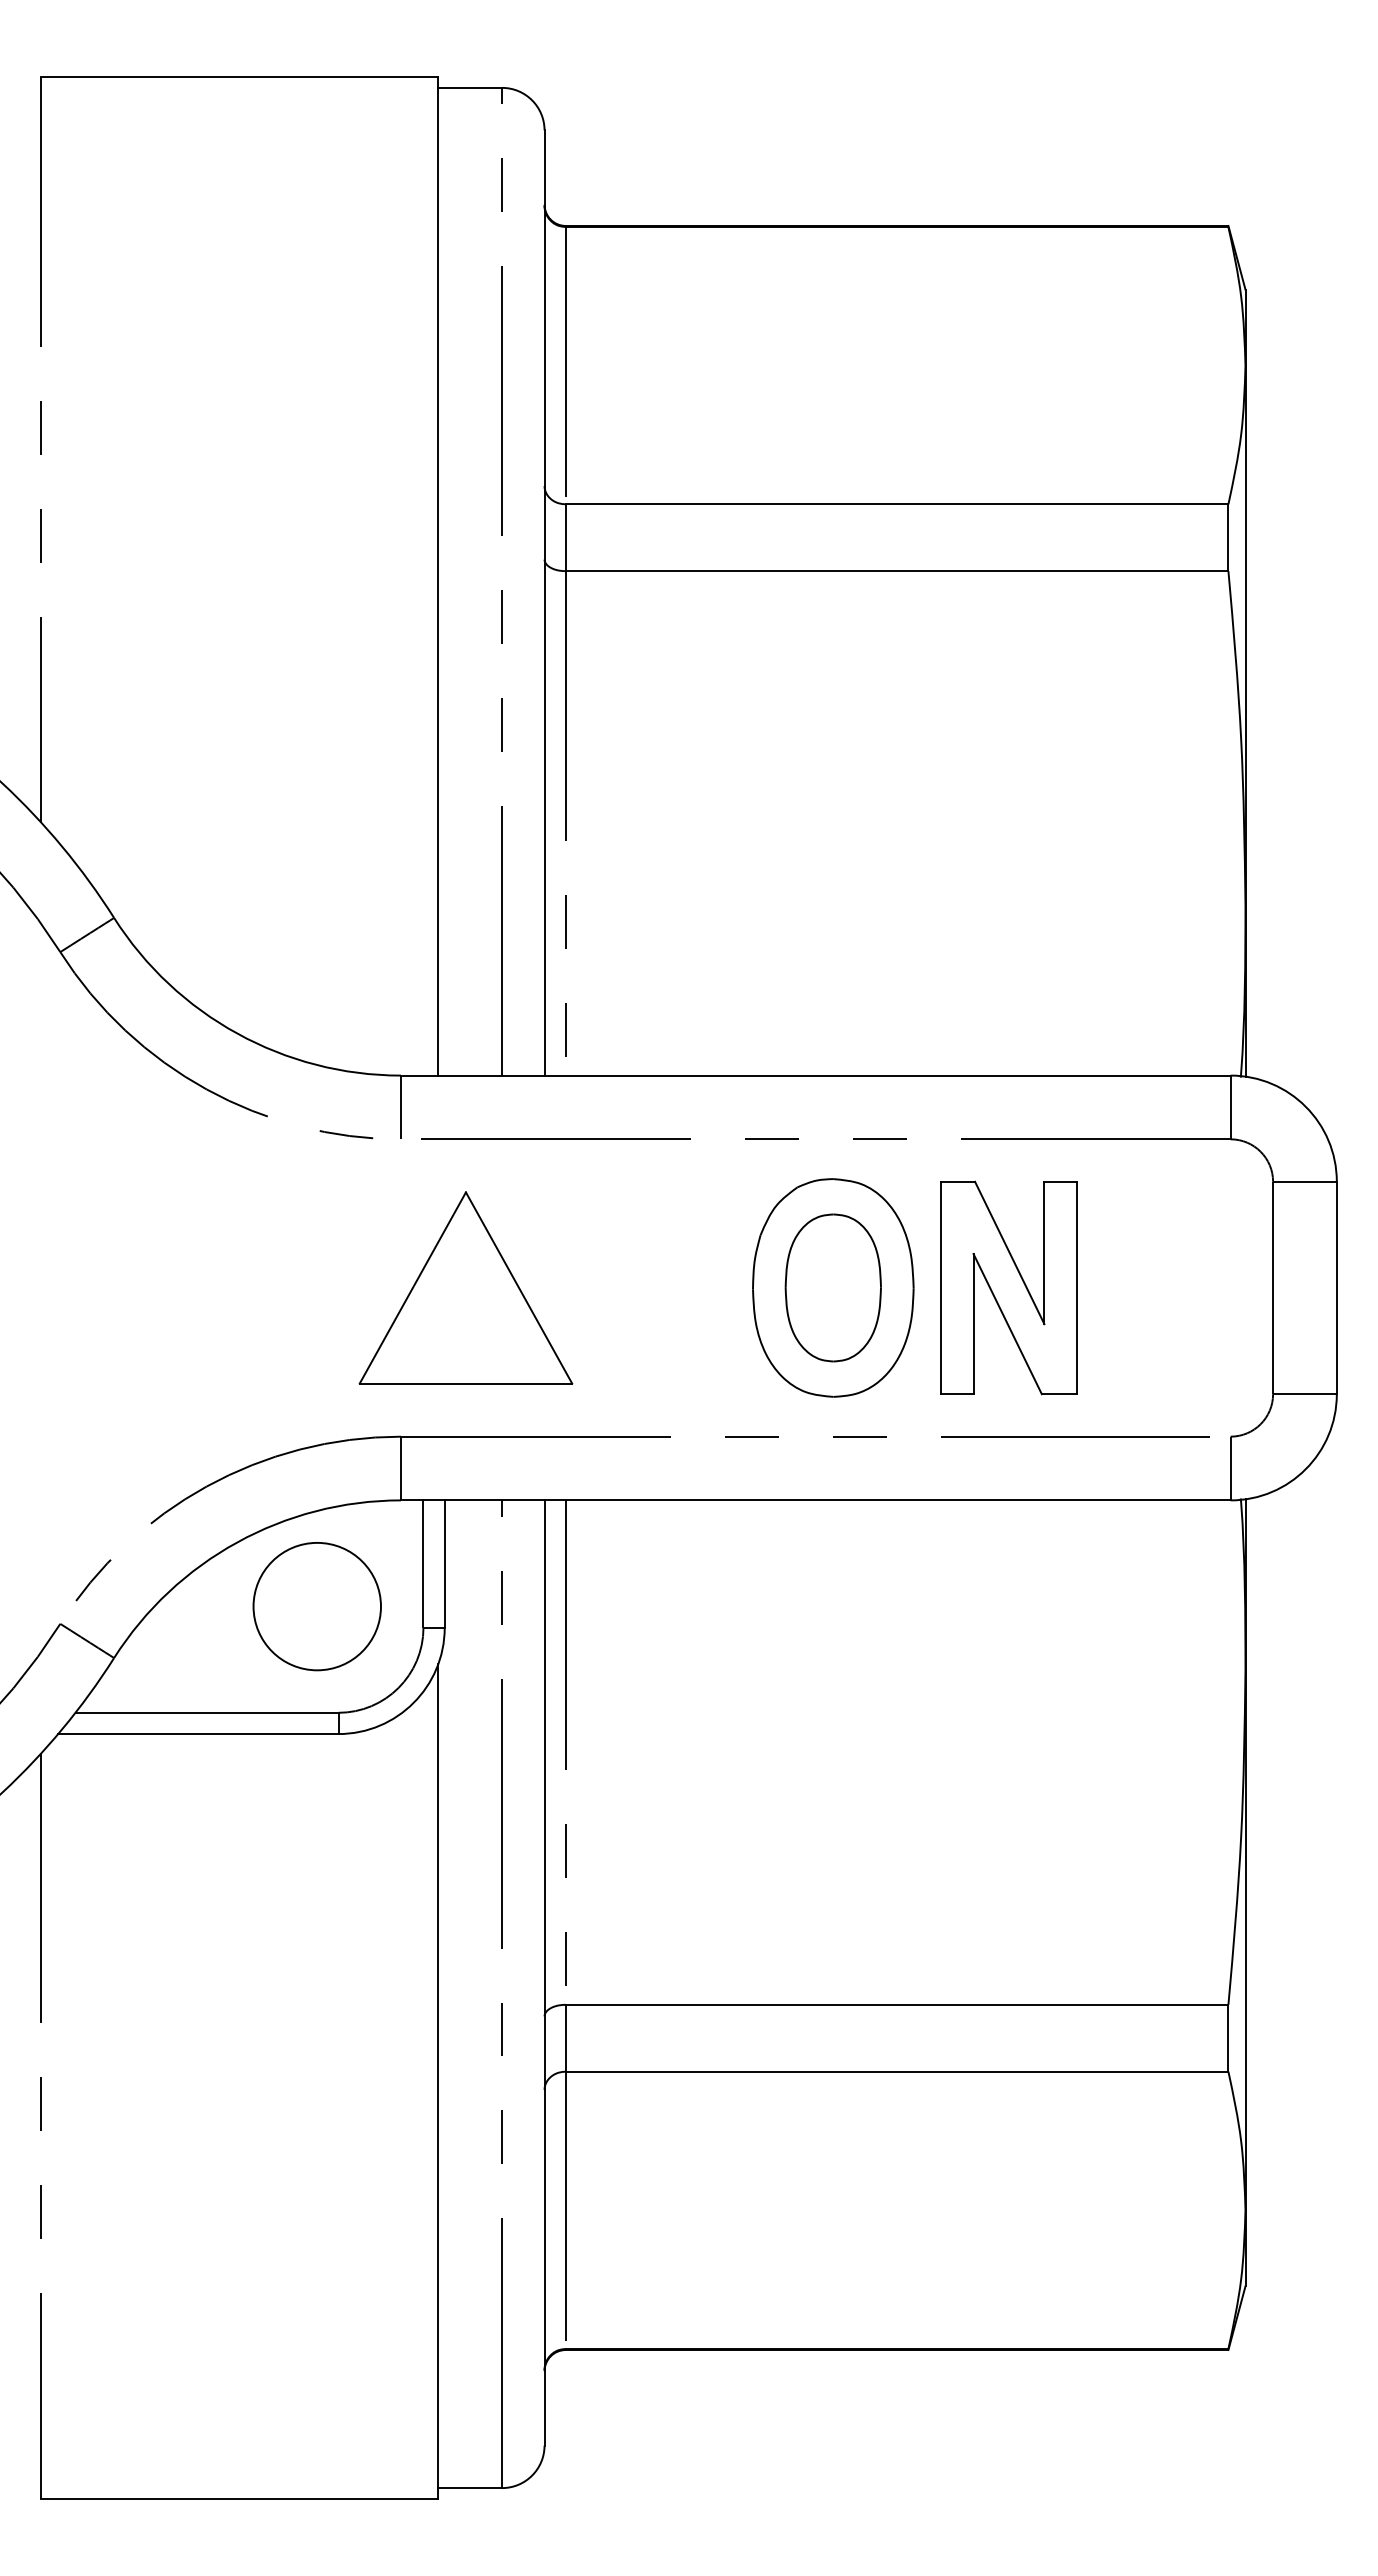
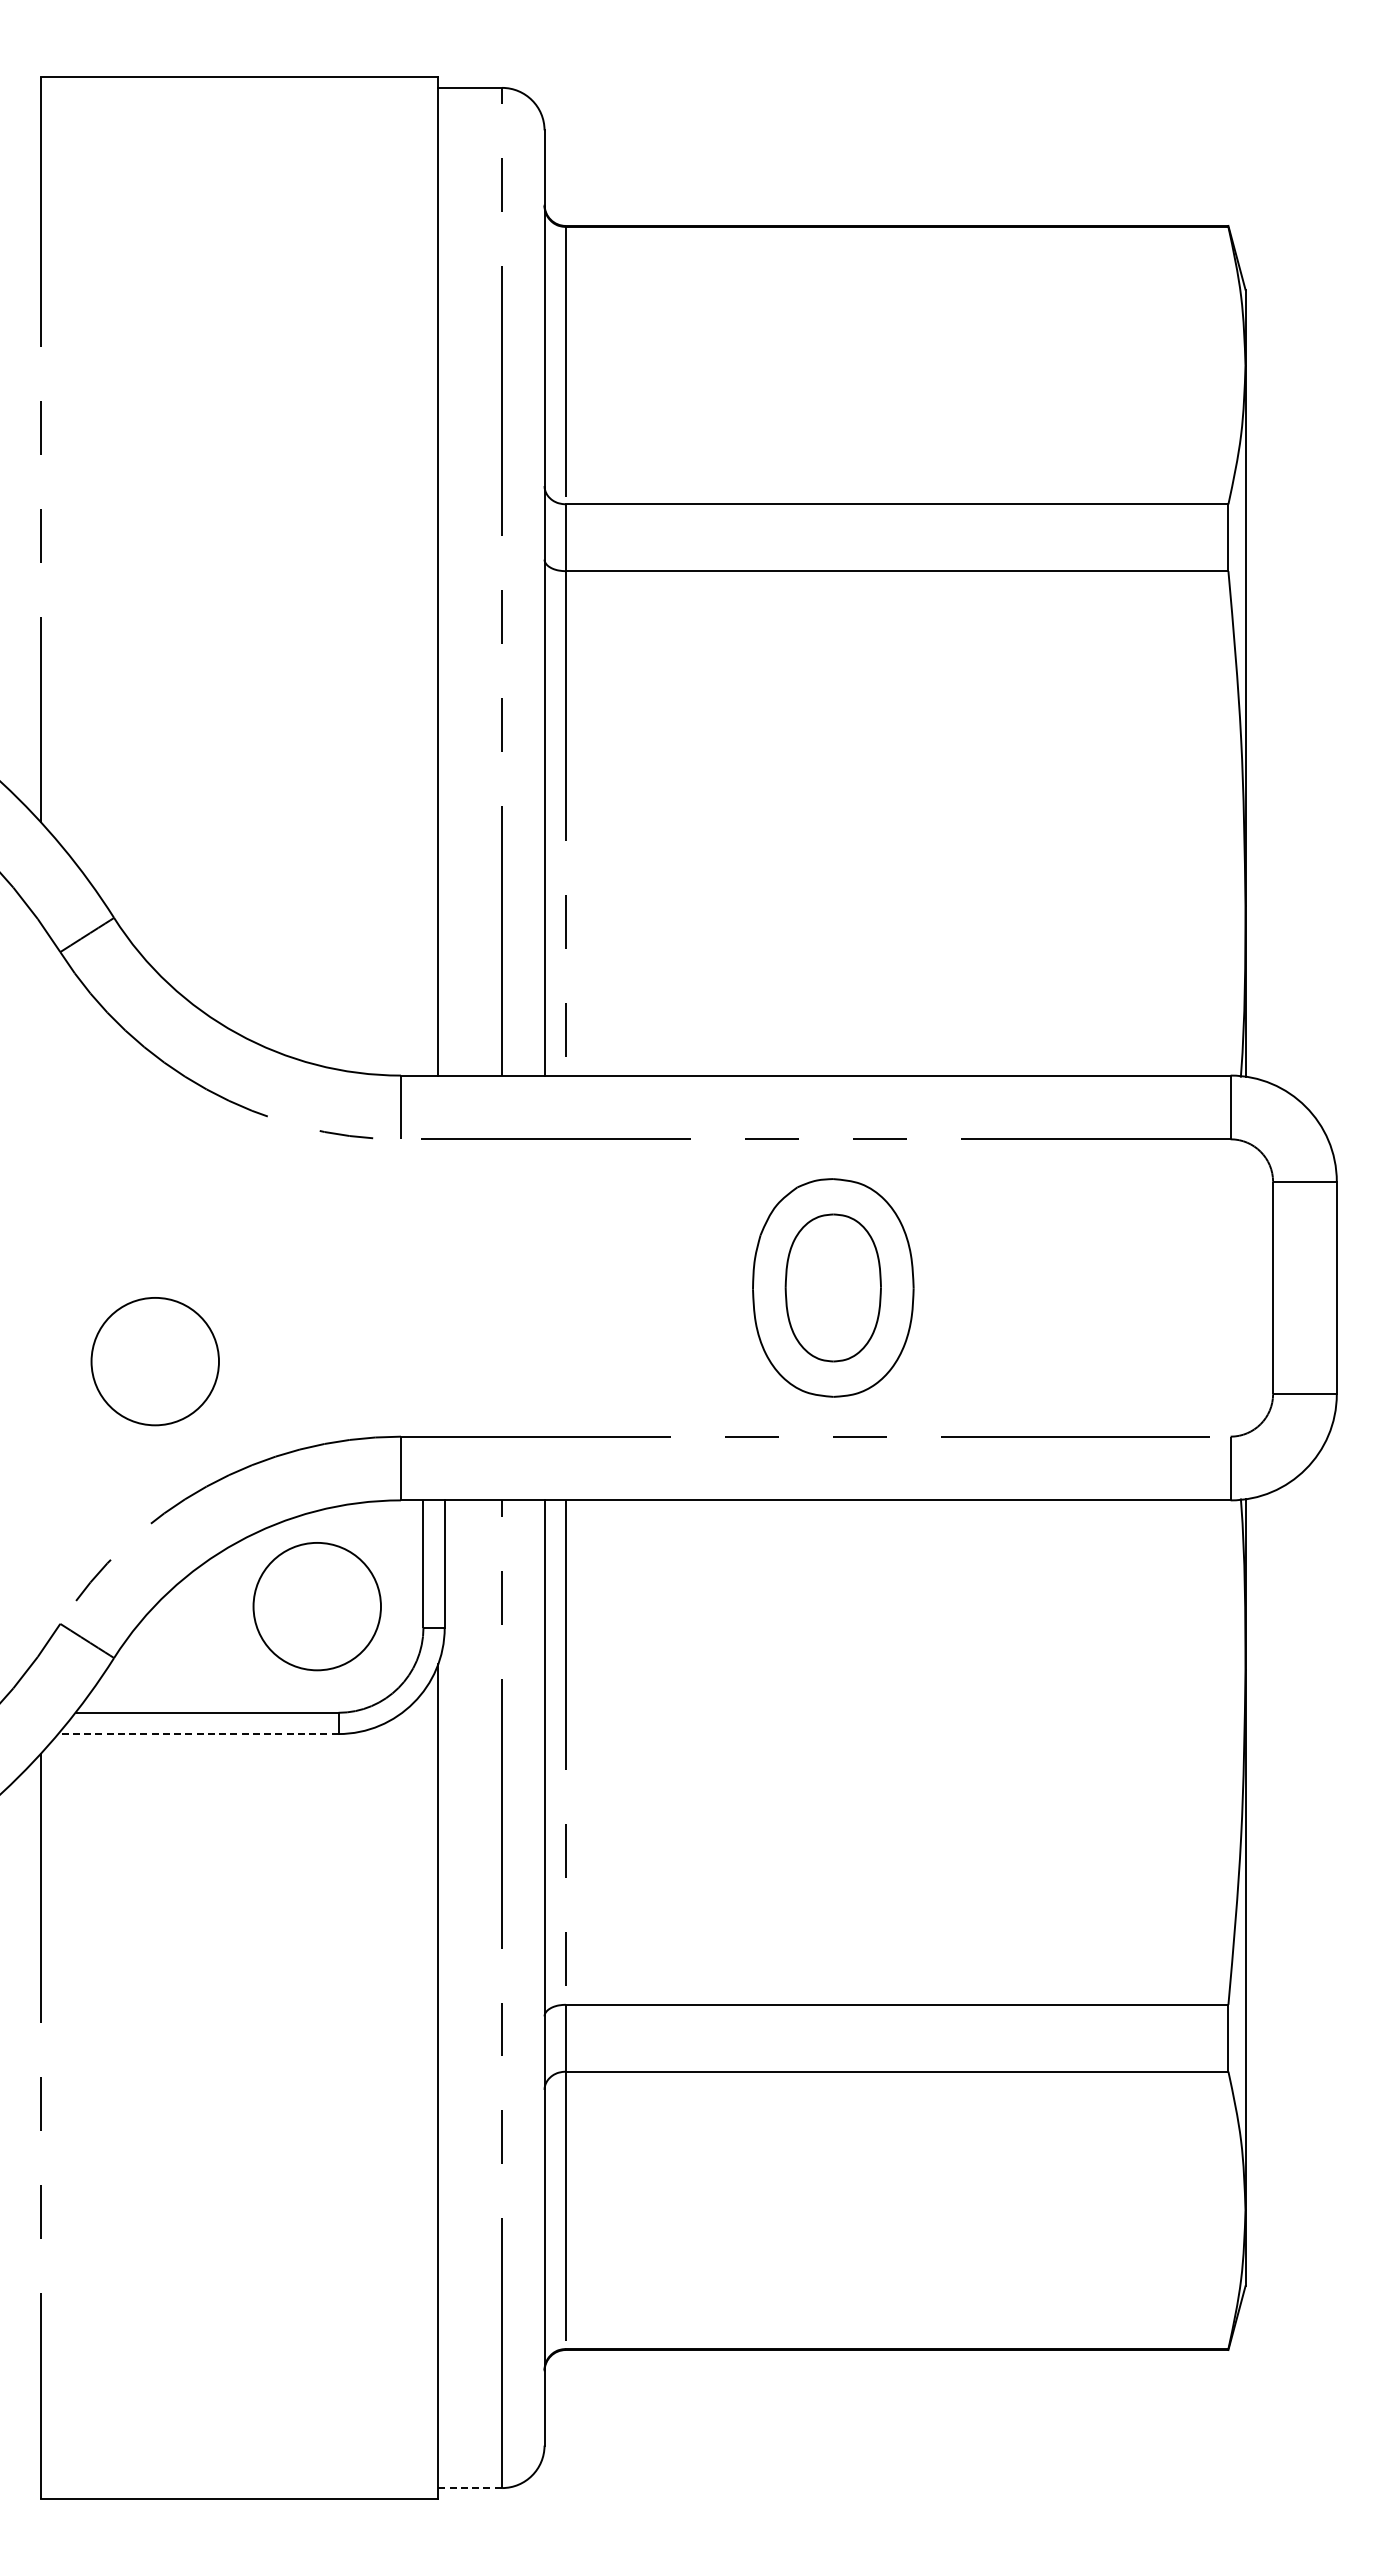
part: present -> none (465, 1287)
part: present -> none (1008, 1287)
circle: none -> present (154, 1361)
line: solid -> dashed (197, 1734)
line: solid -> dashed (470, 2488)
